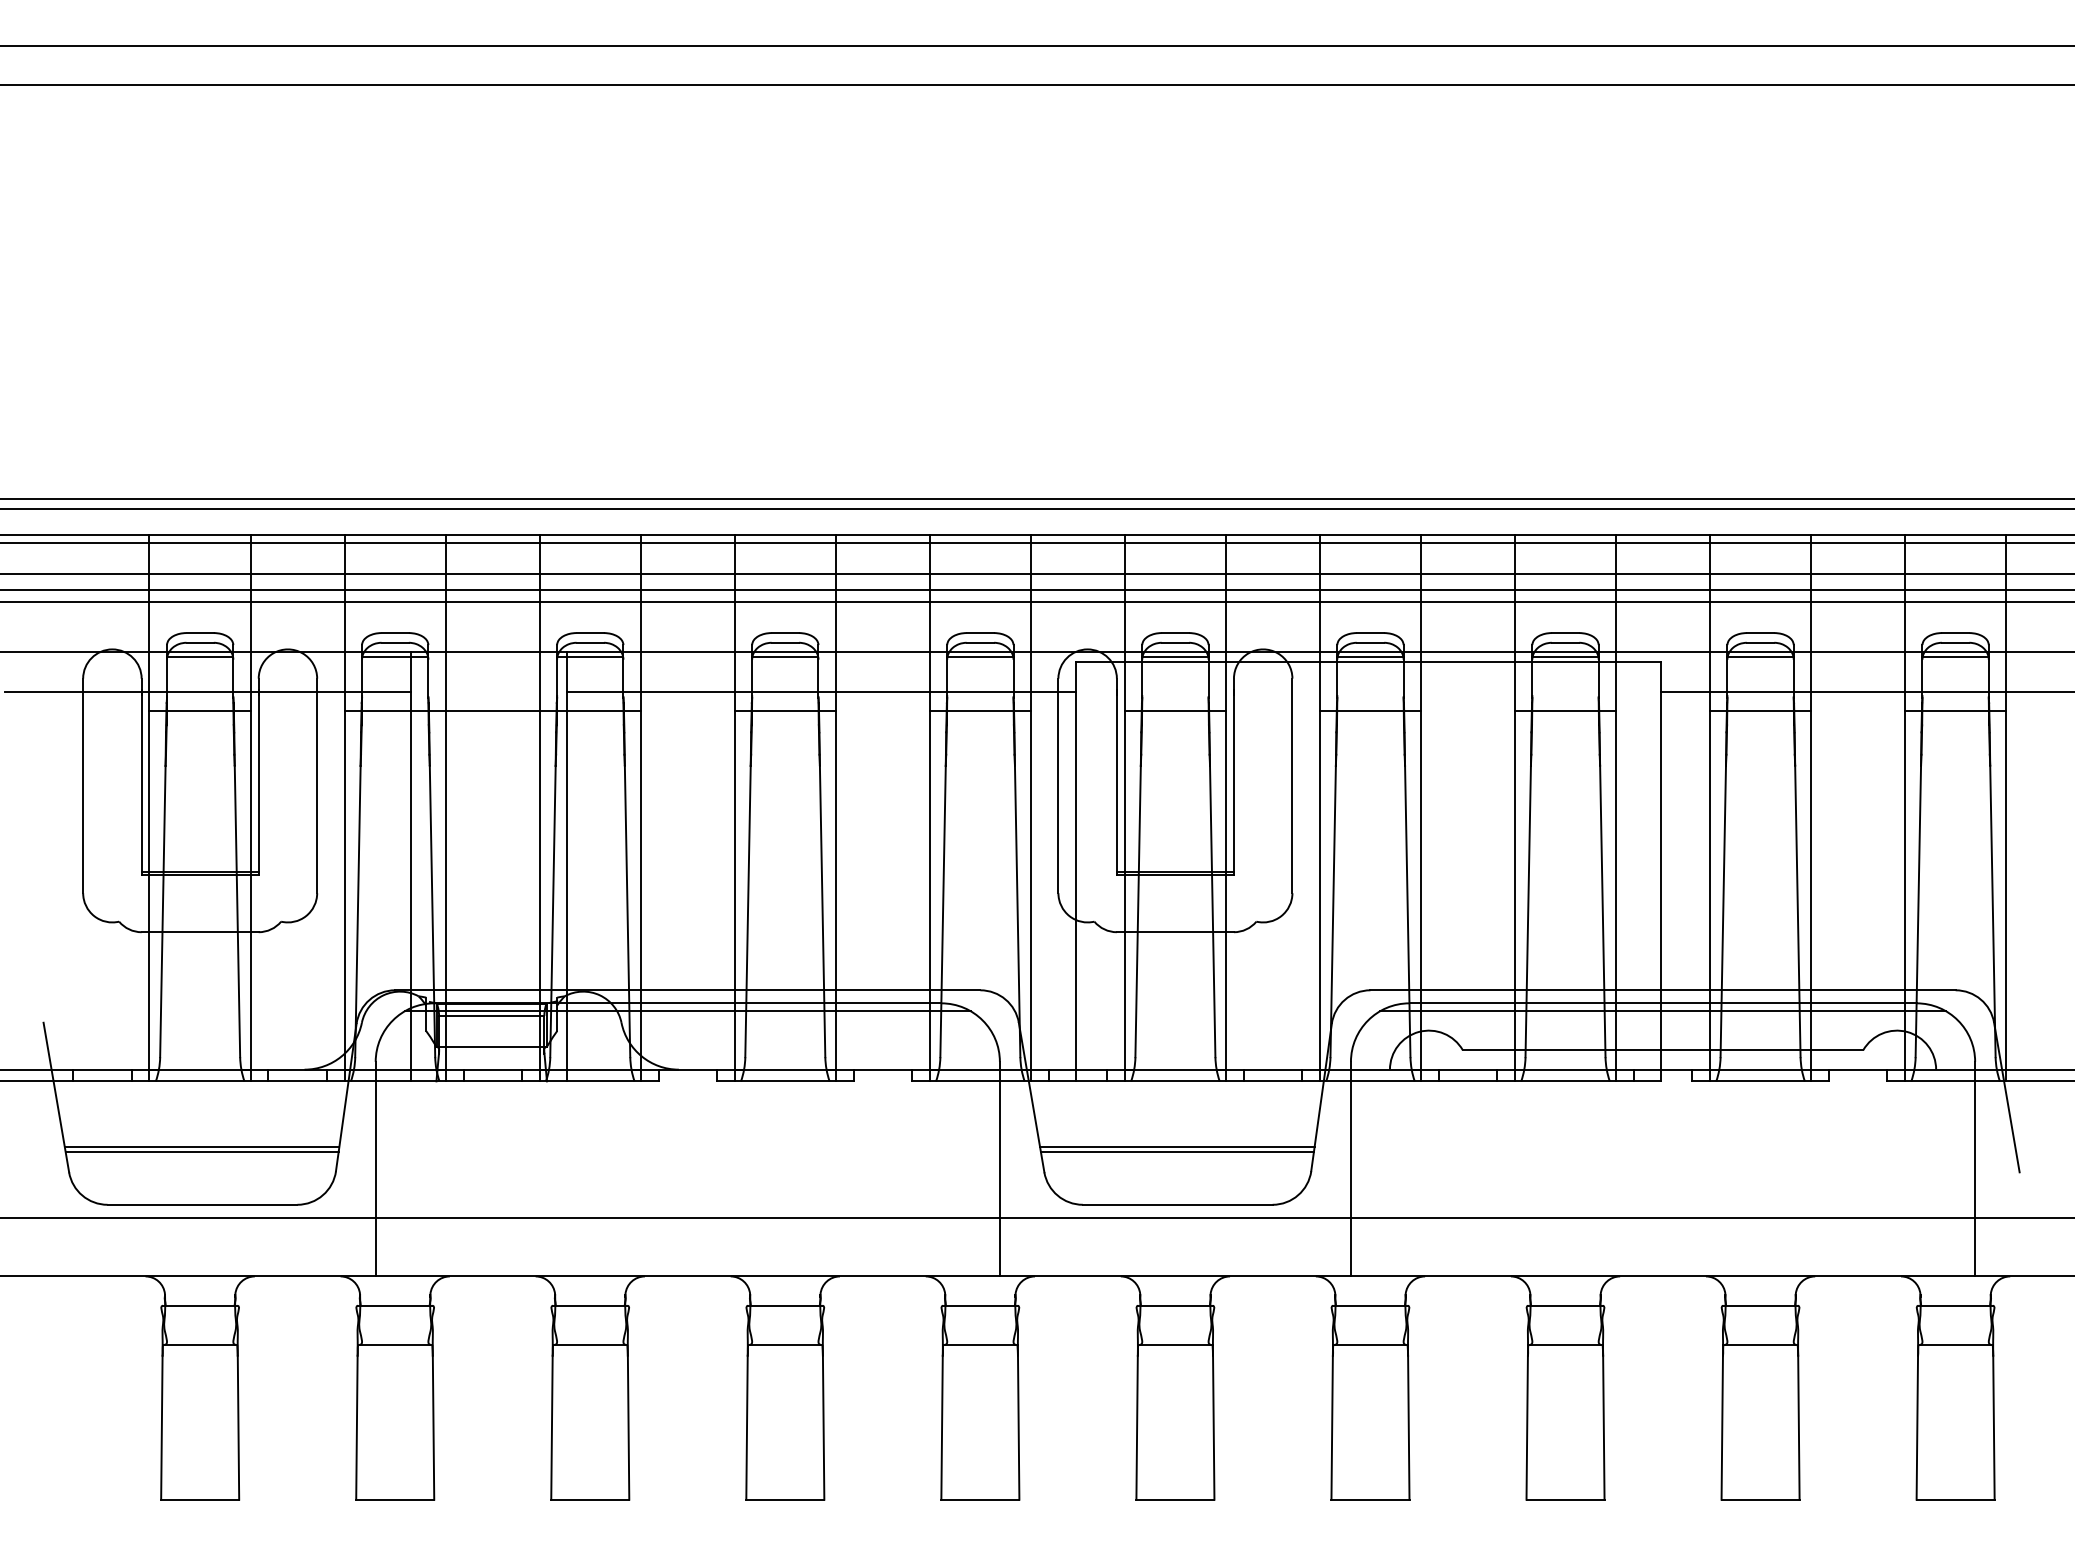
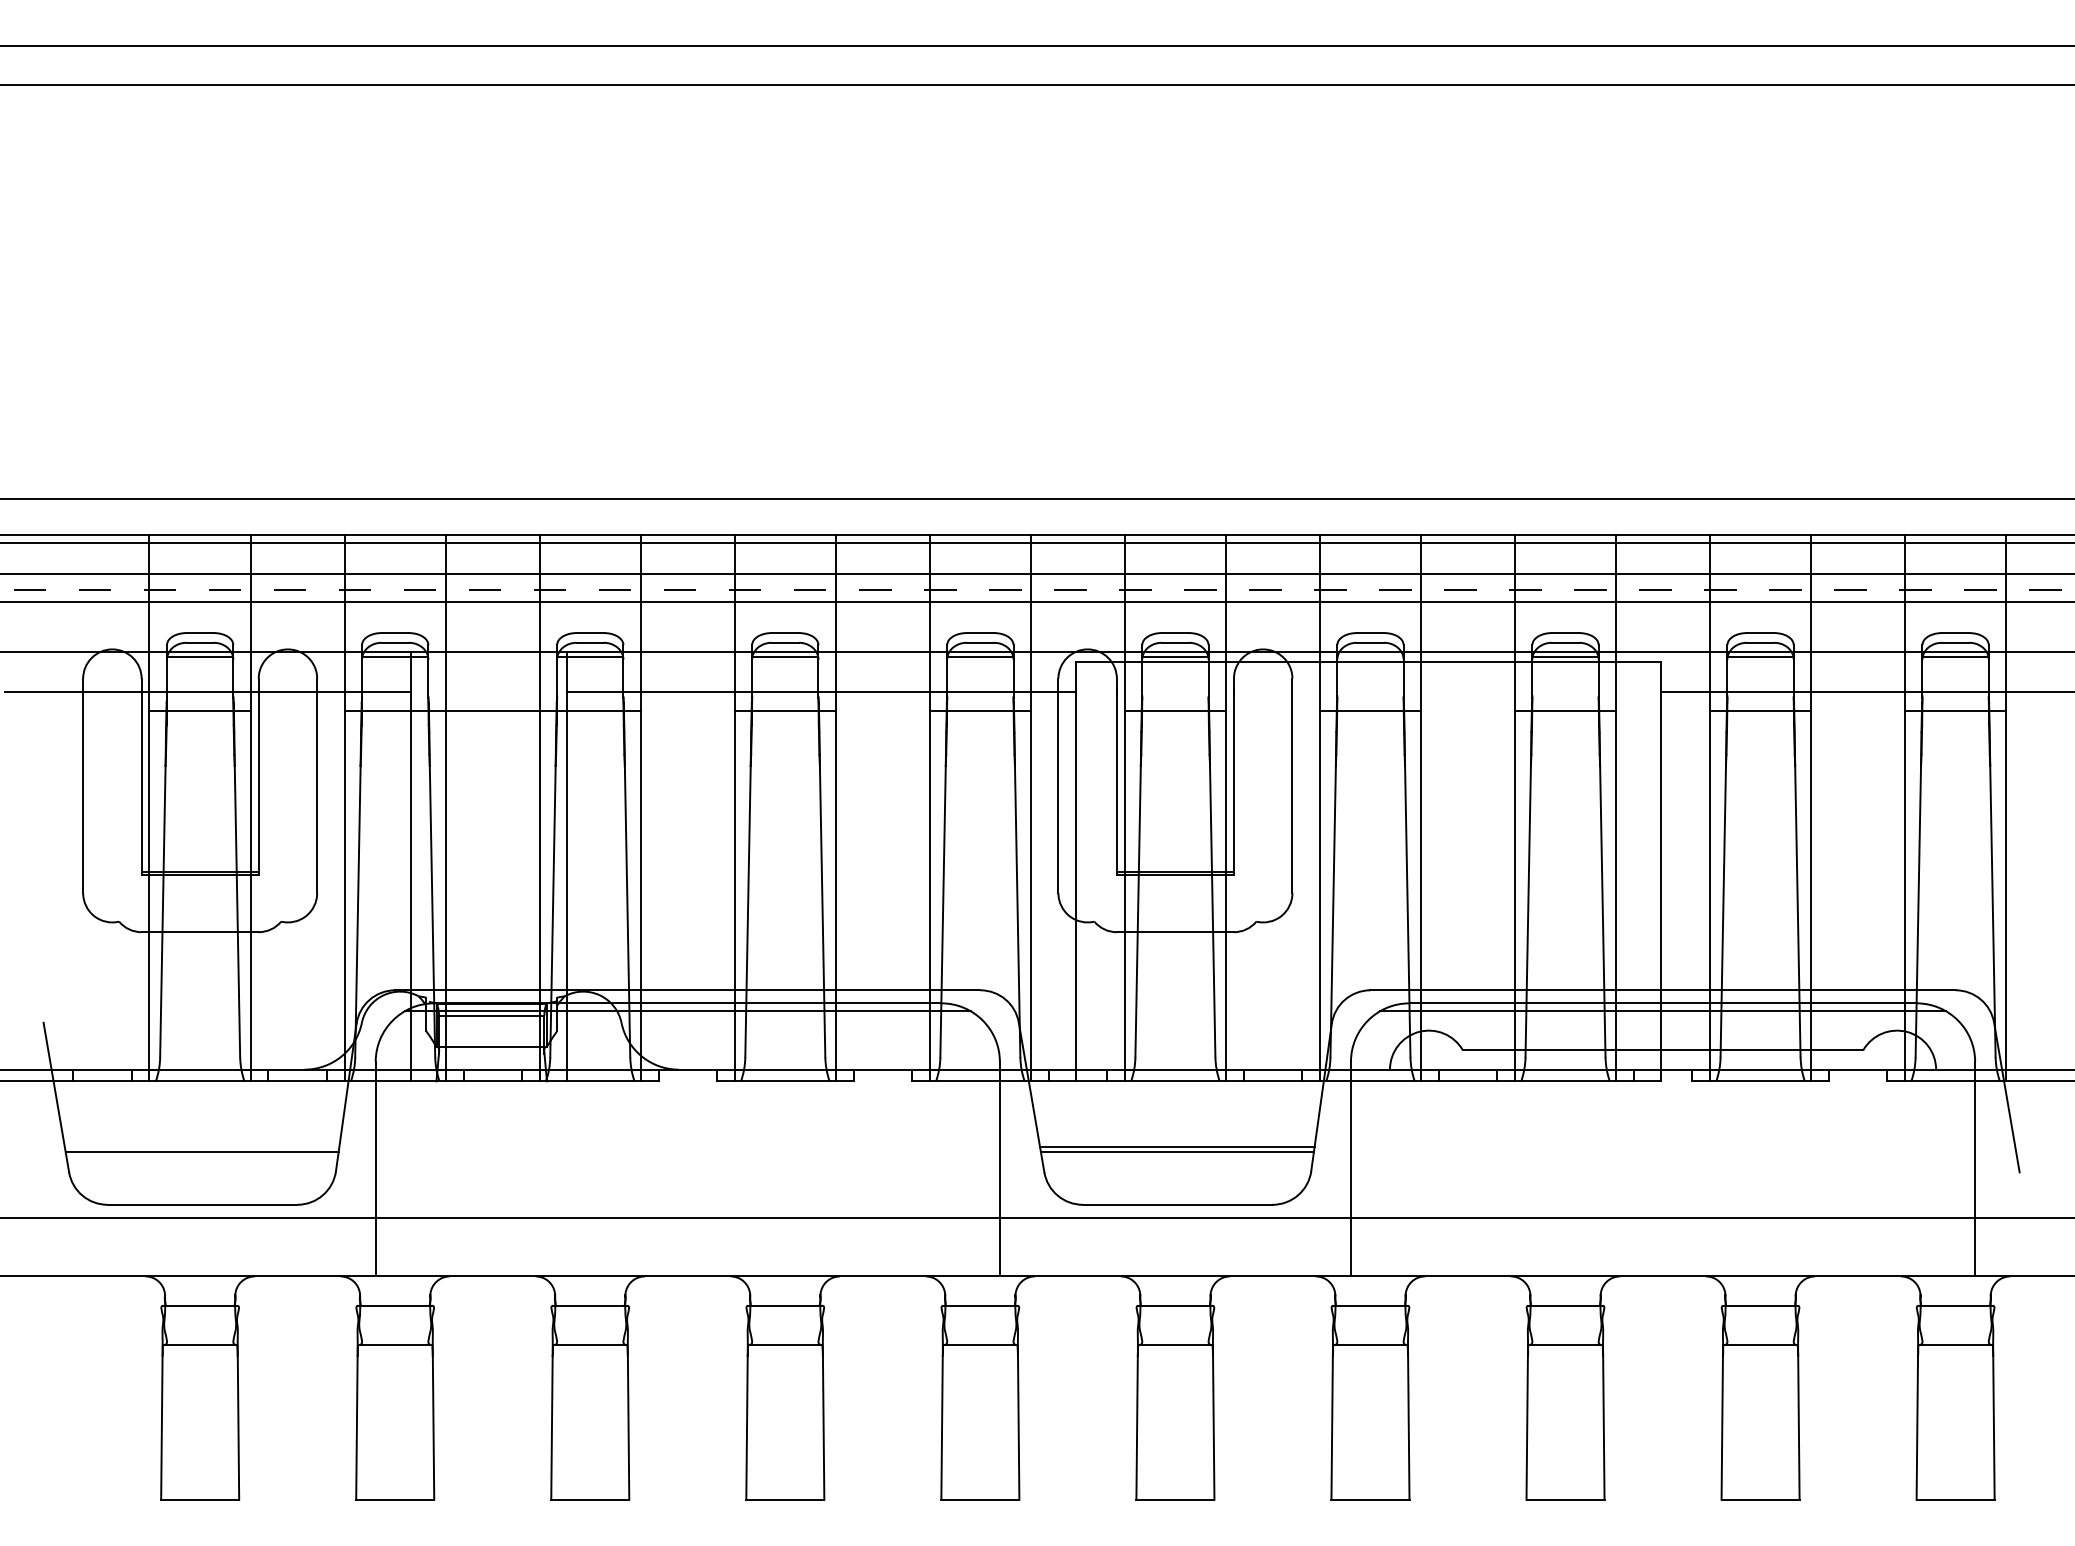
line: present -> none (1036, 509)
line: solid -> dashed (1037, 589)
line: present -> none (1370, 657)
line: present -> none (201, 1146)
